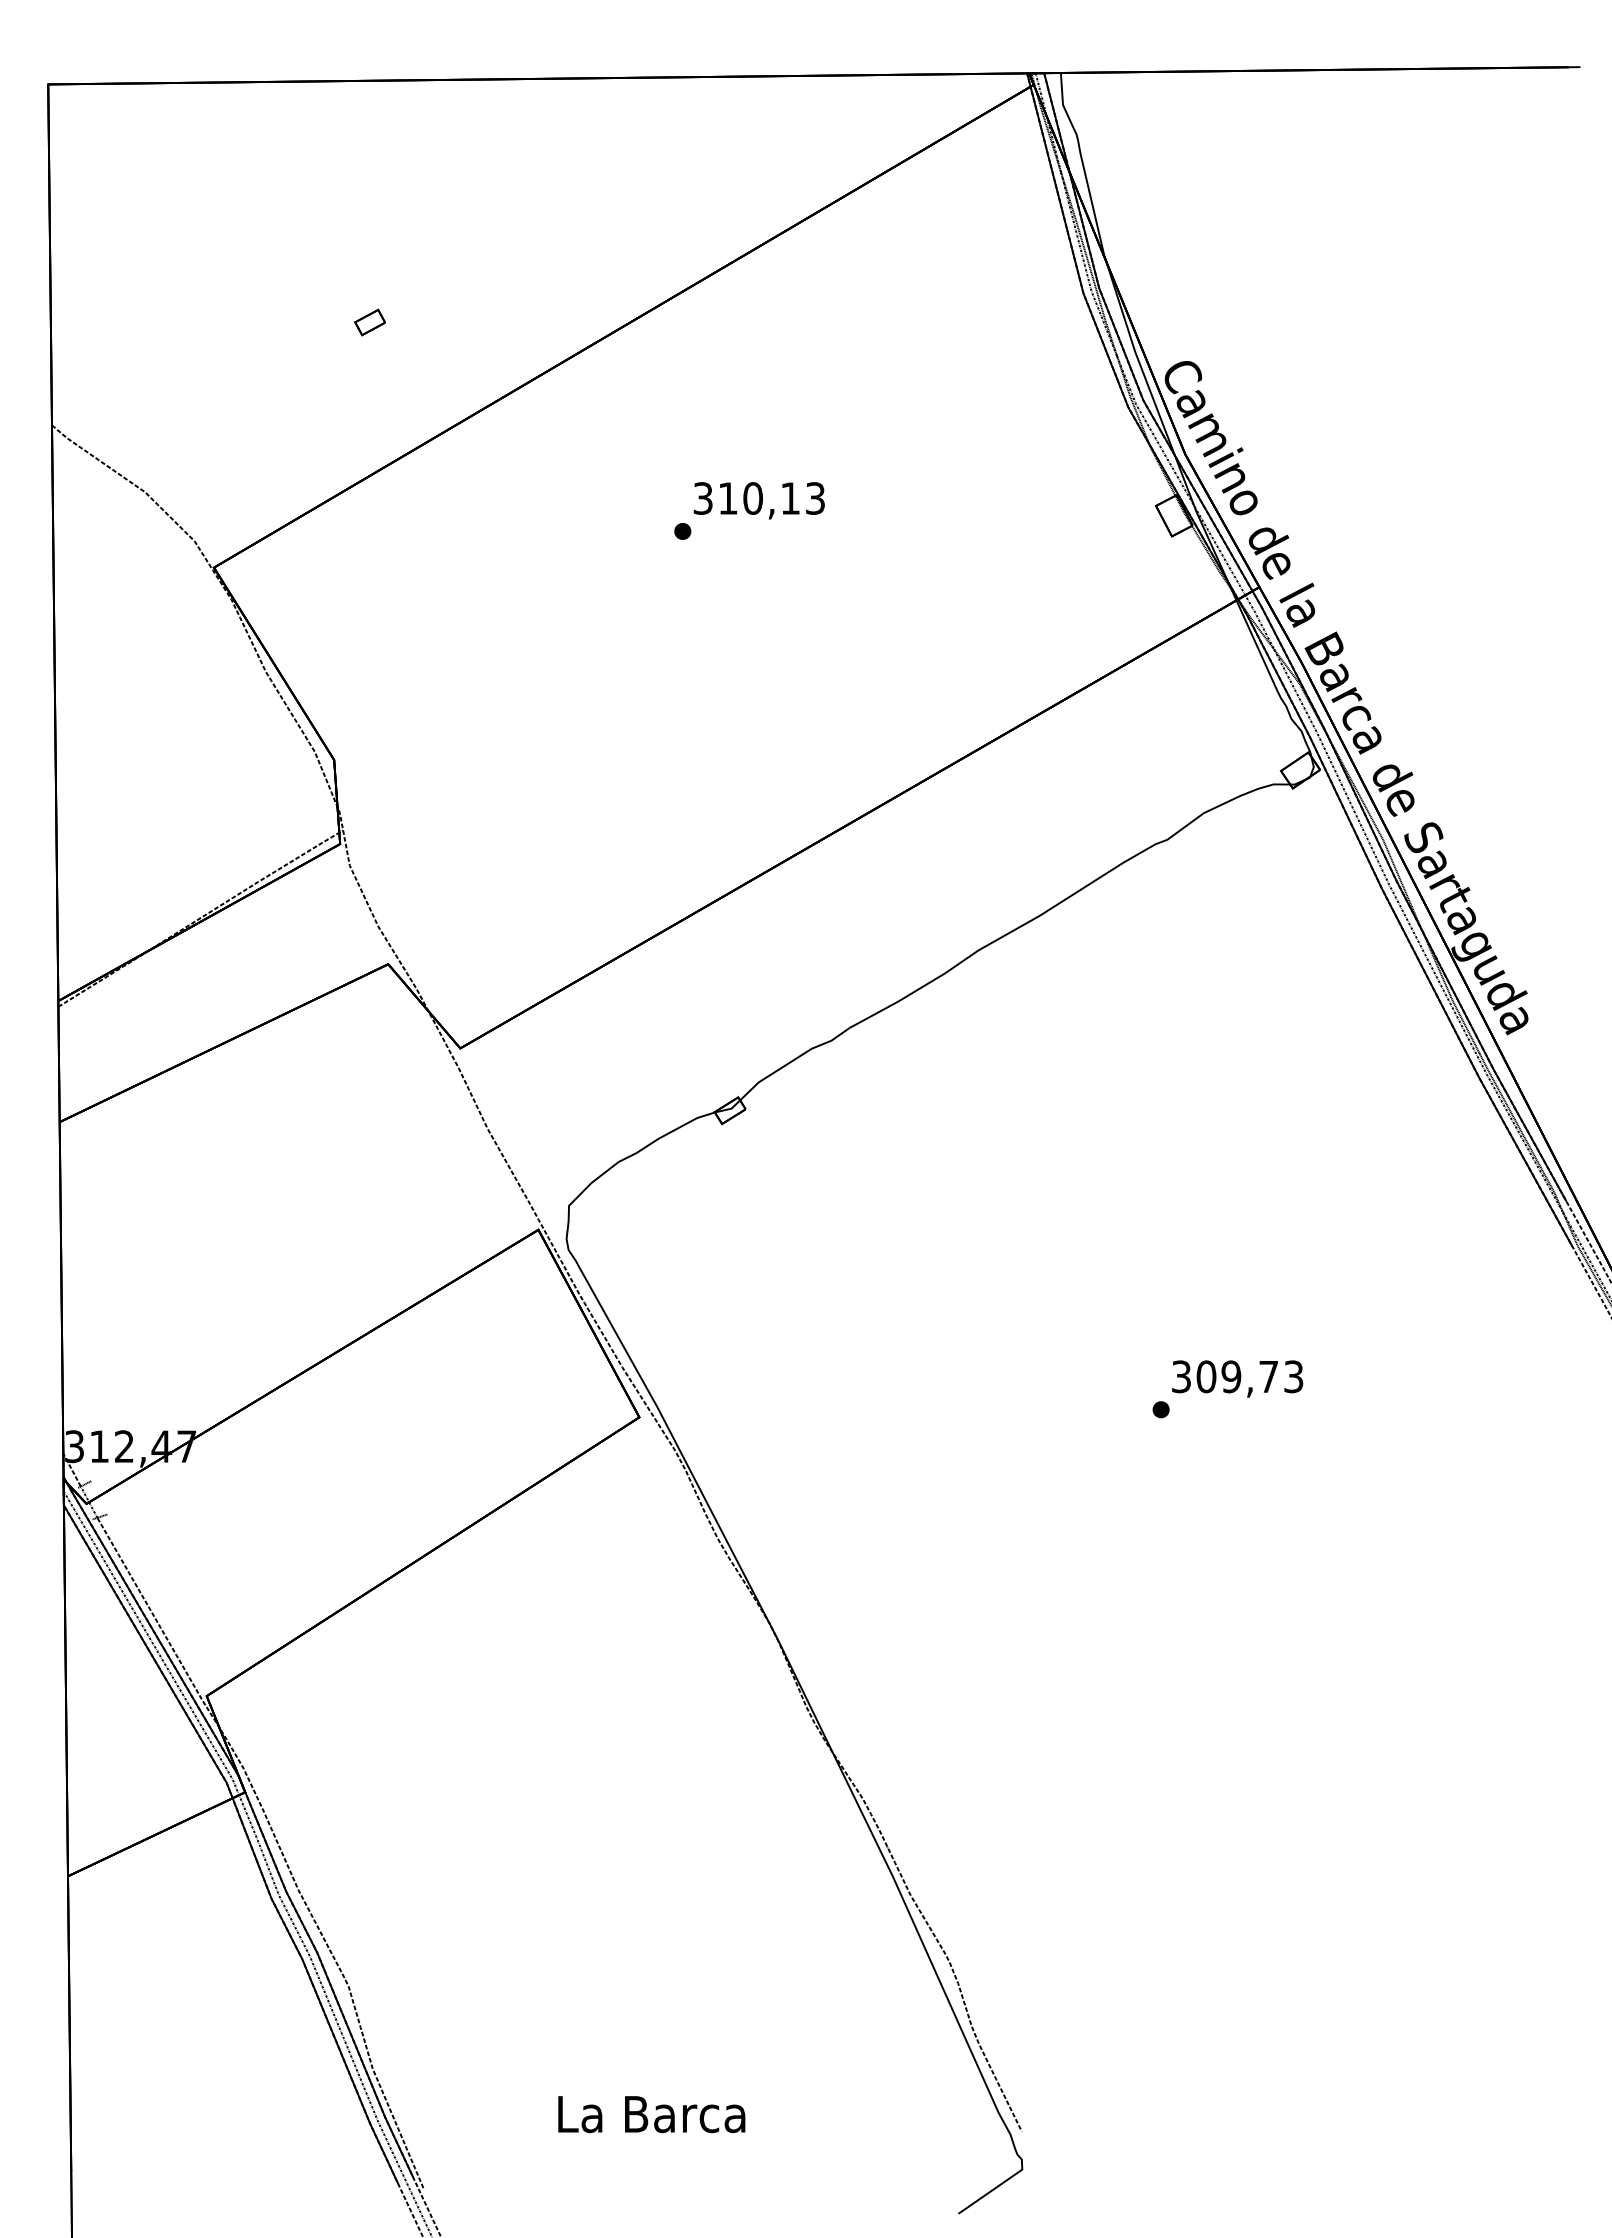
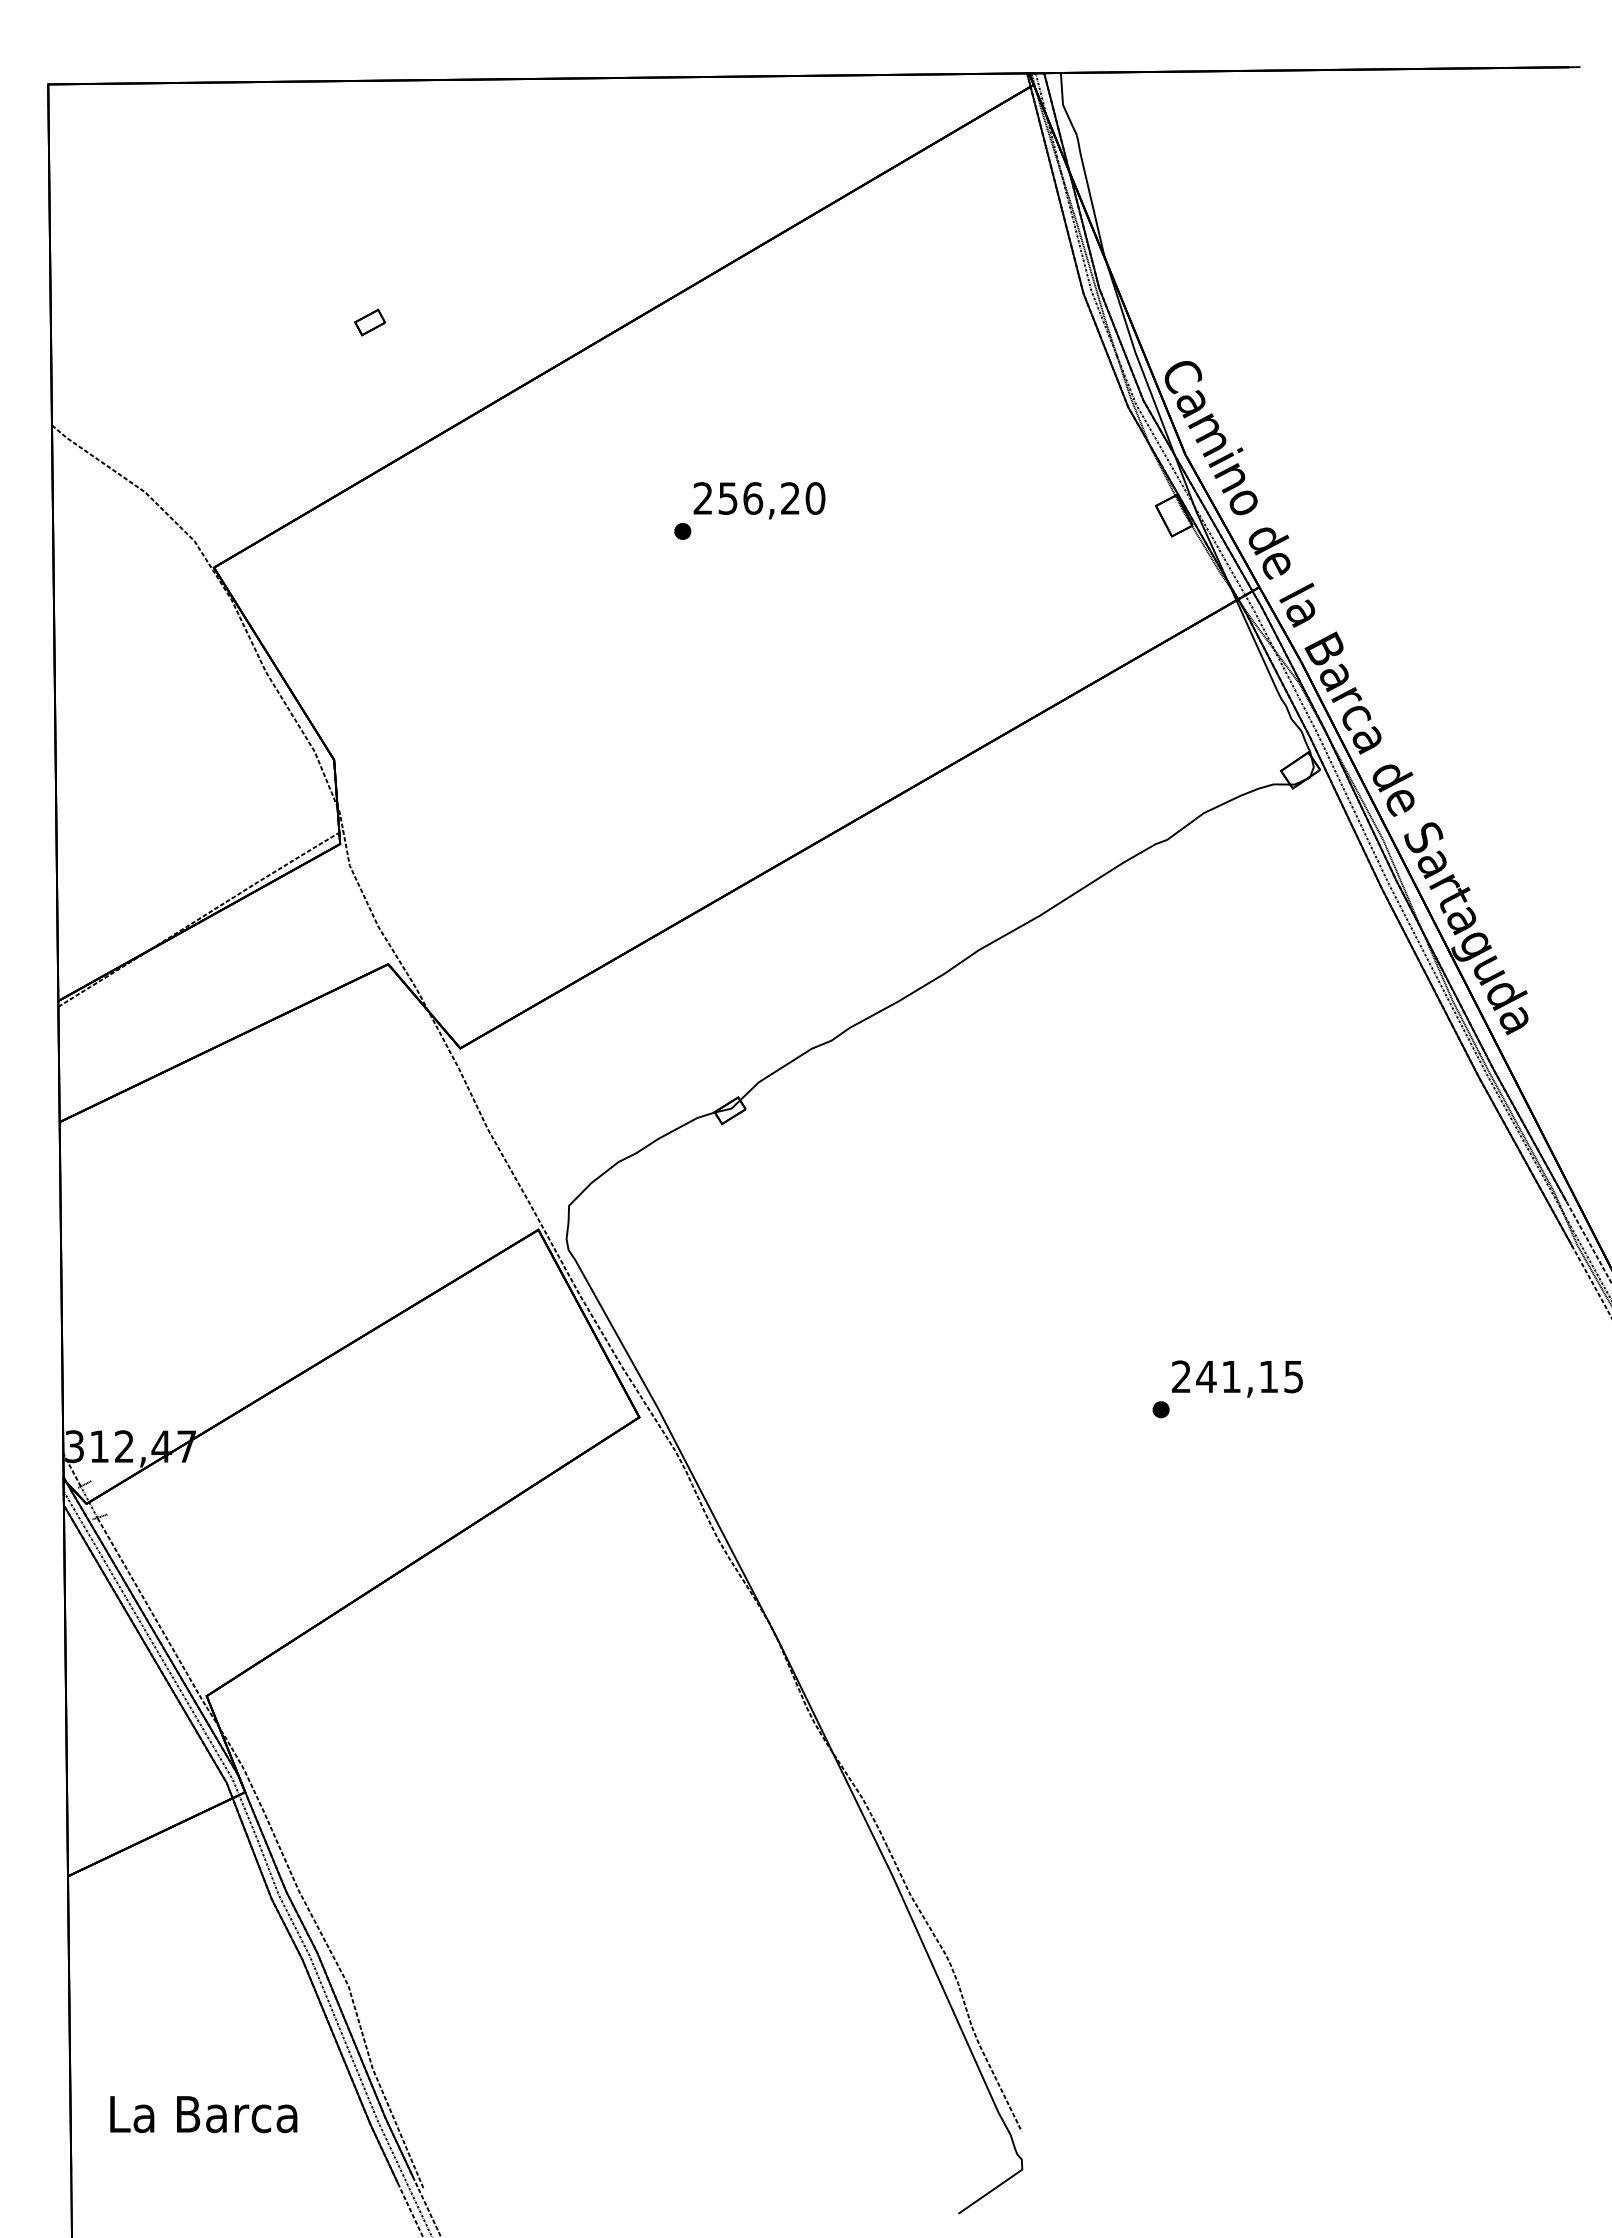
text: 310,13 -> 256,20 (759, 498)
text: 309,73 -> 241,15 (1237, 1376)
text position: (651, 2114) -> (203, 2114) (203, 2114)
